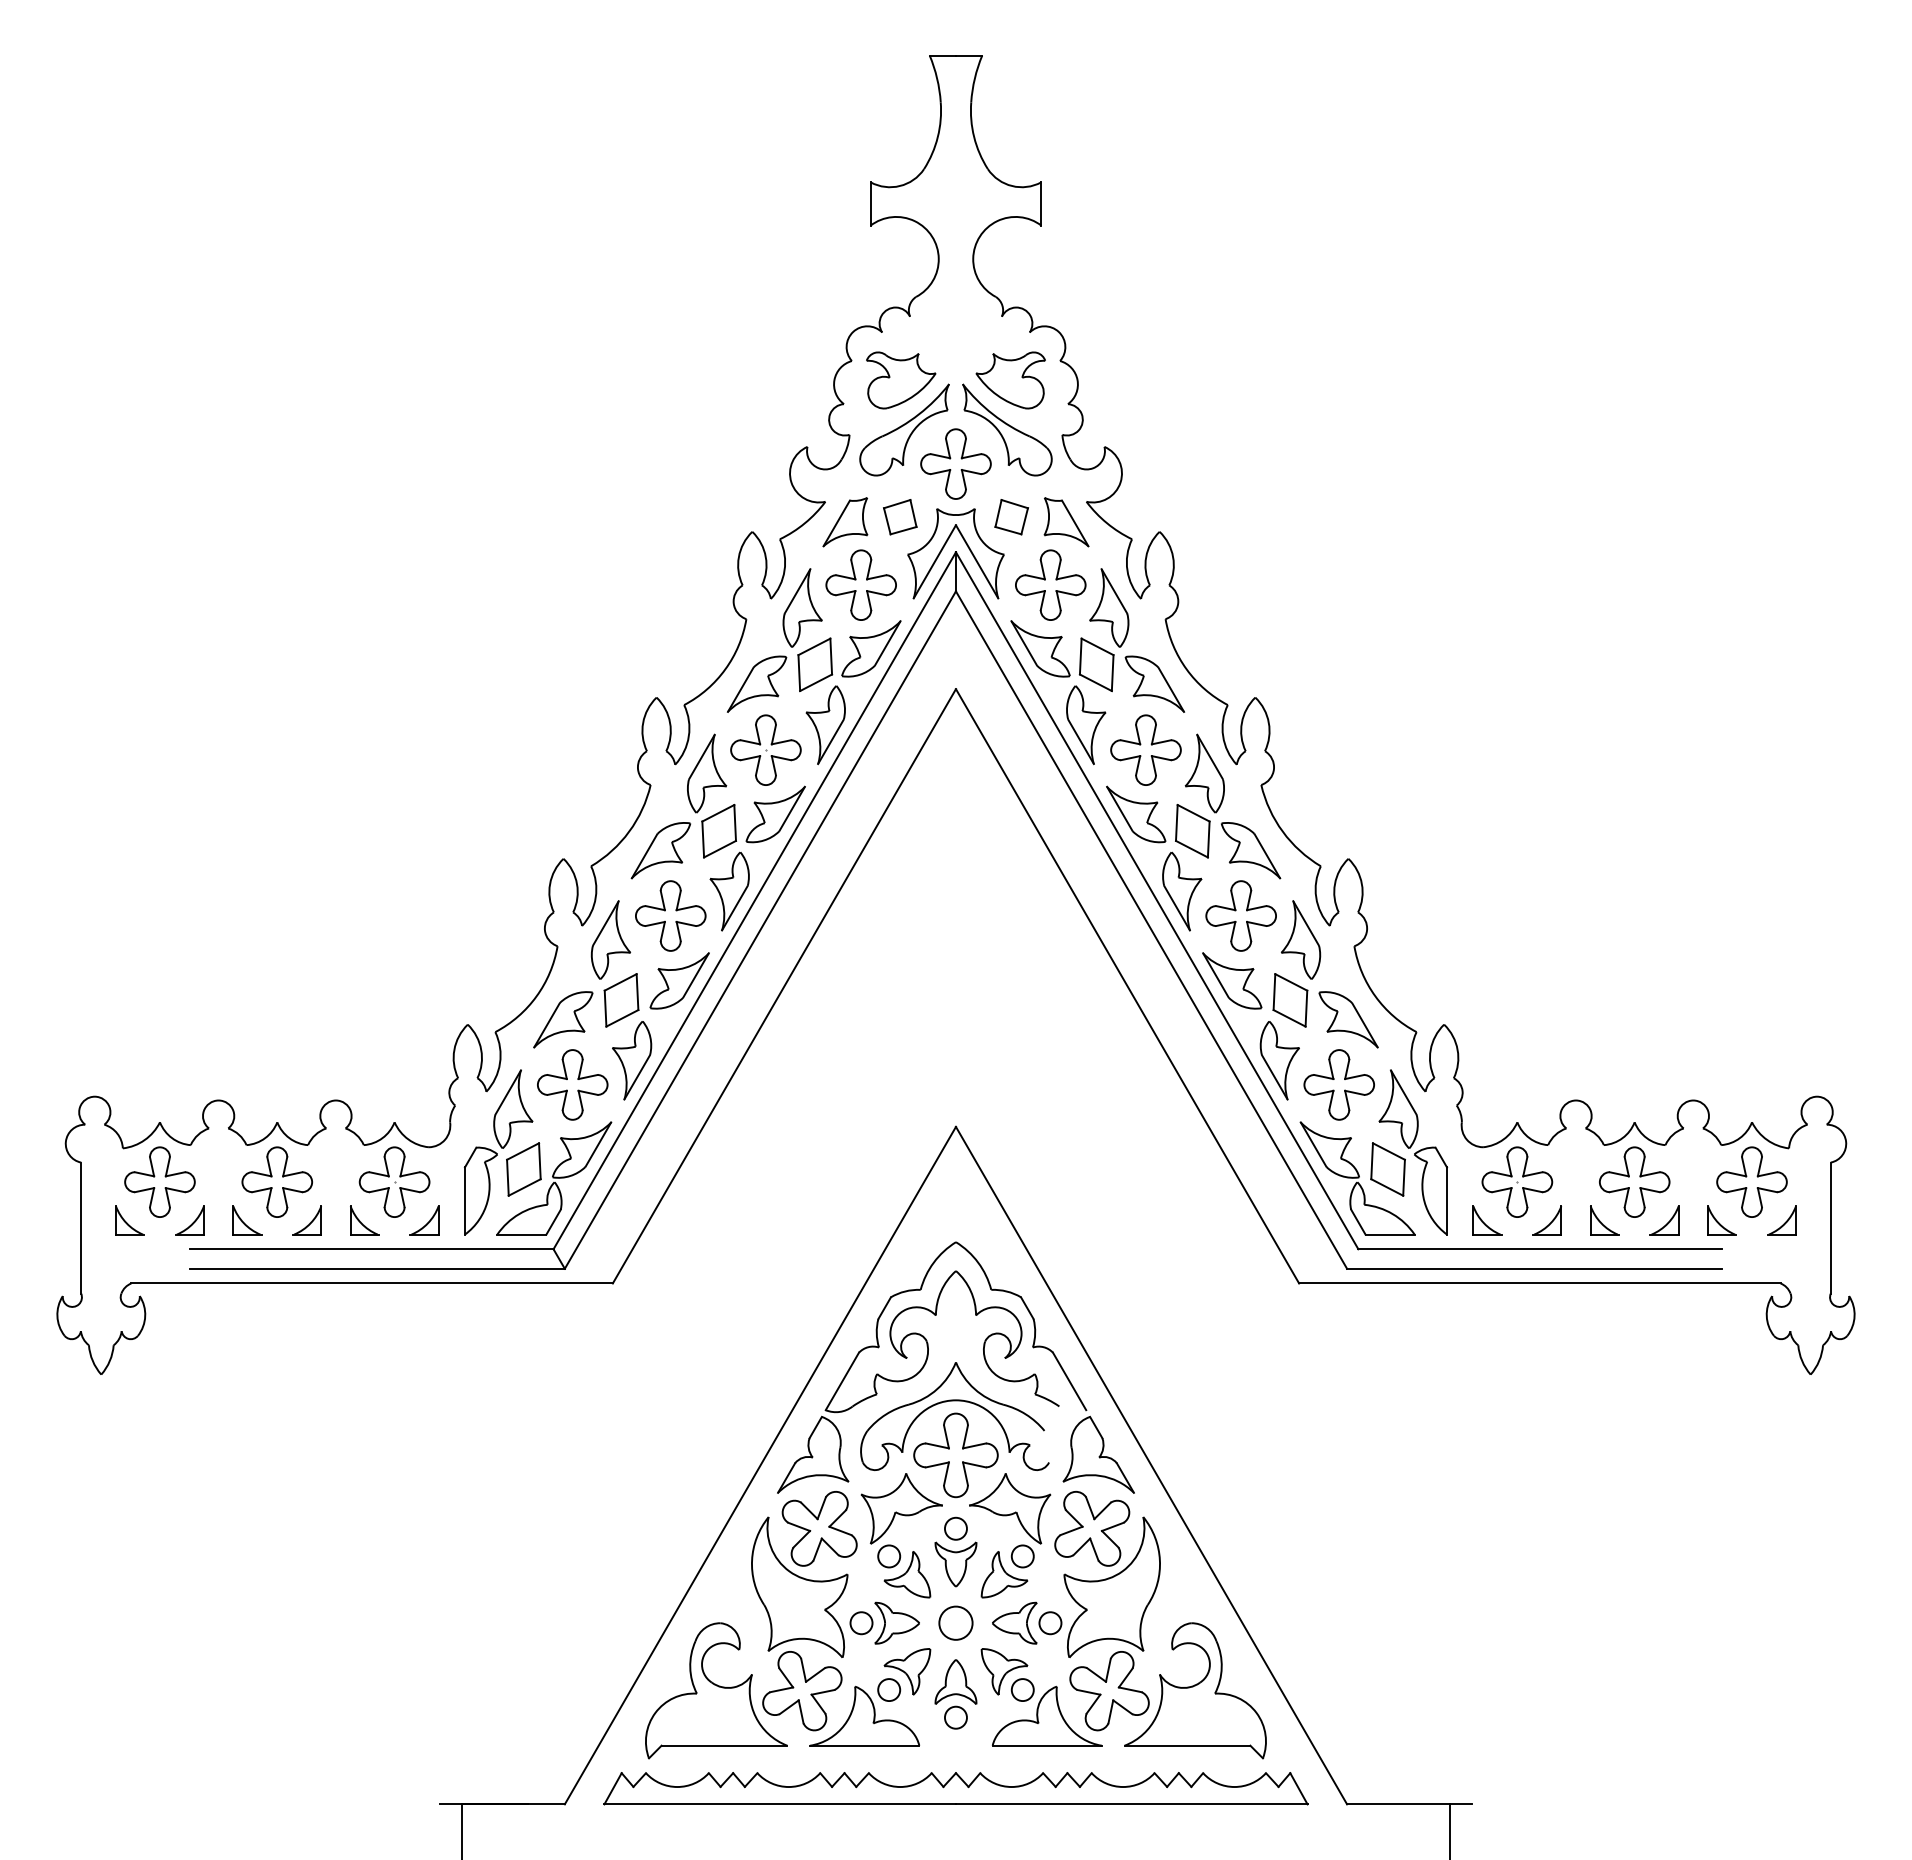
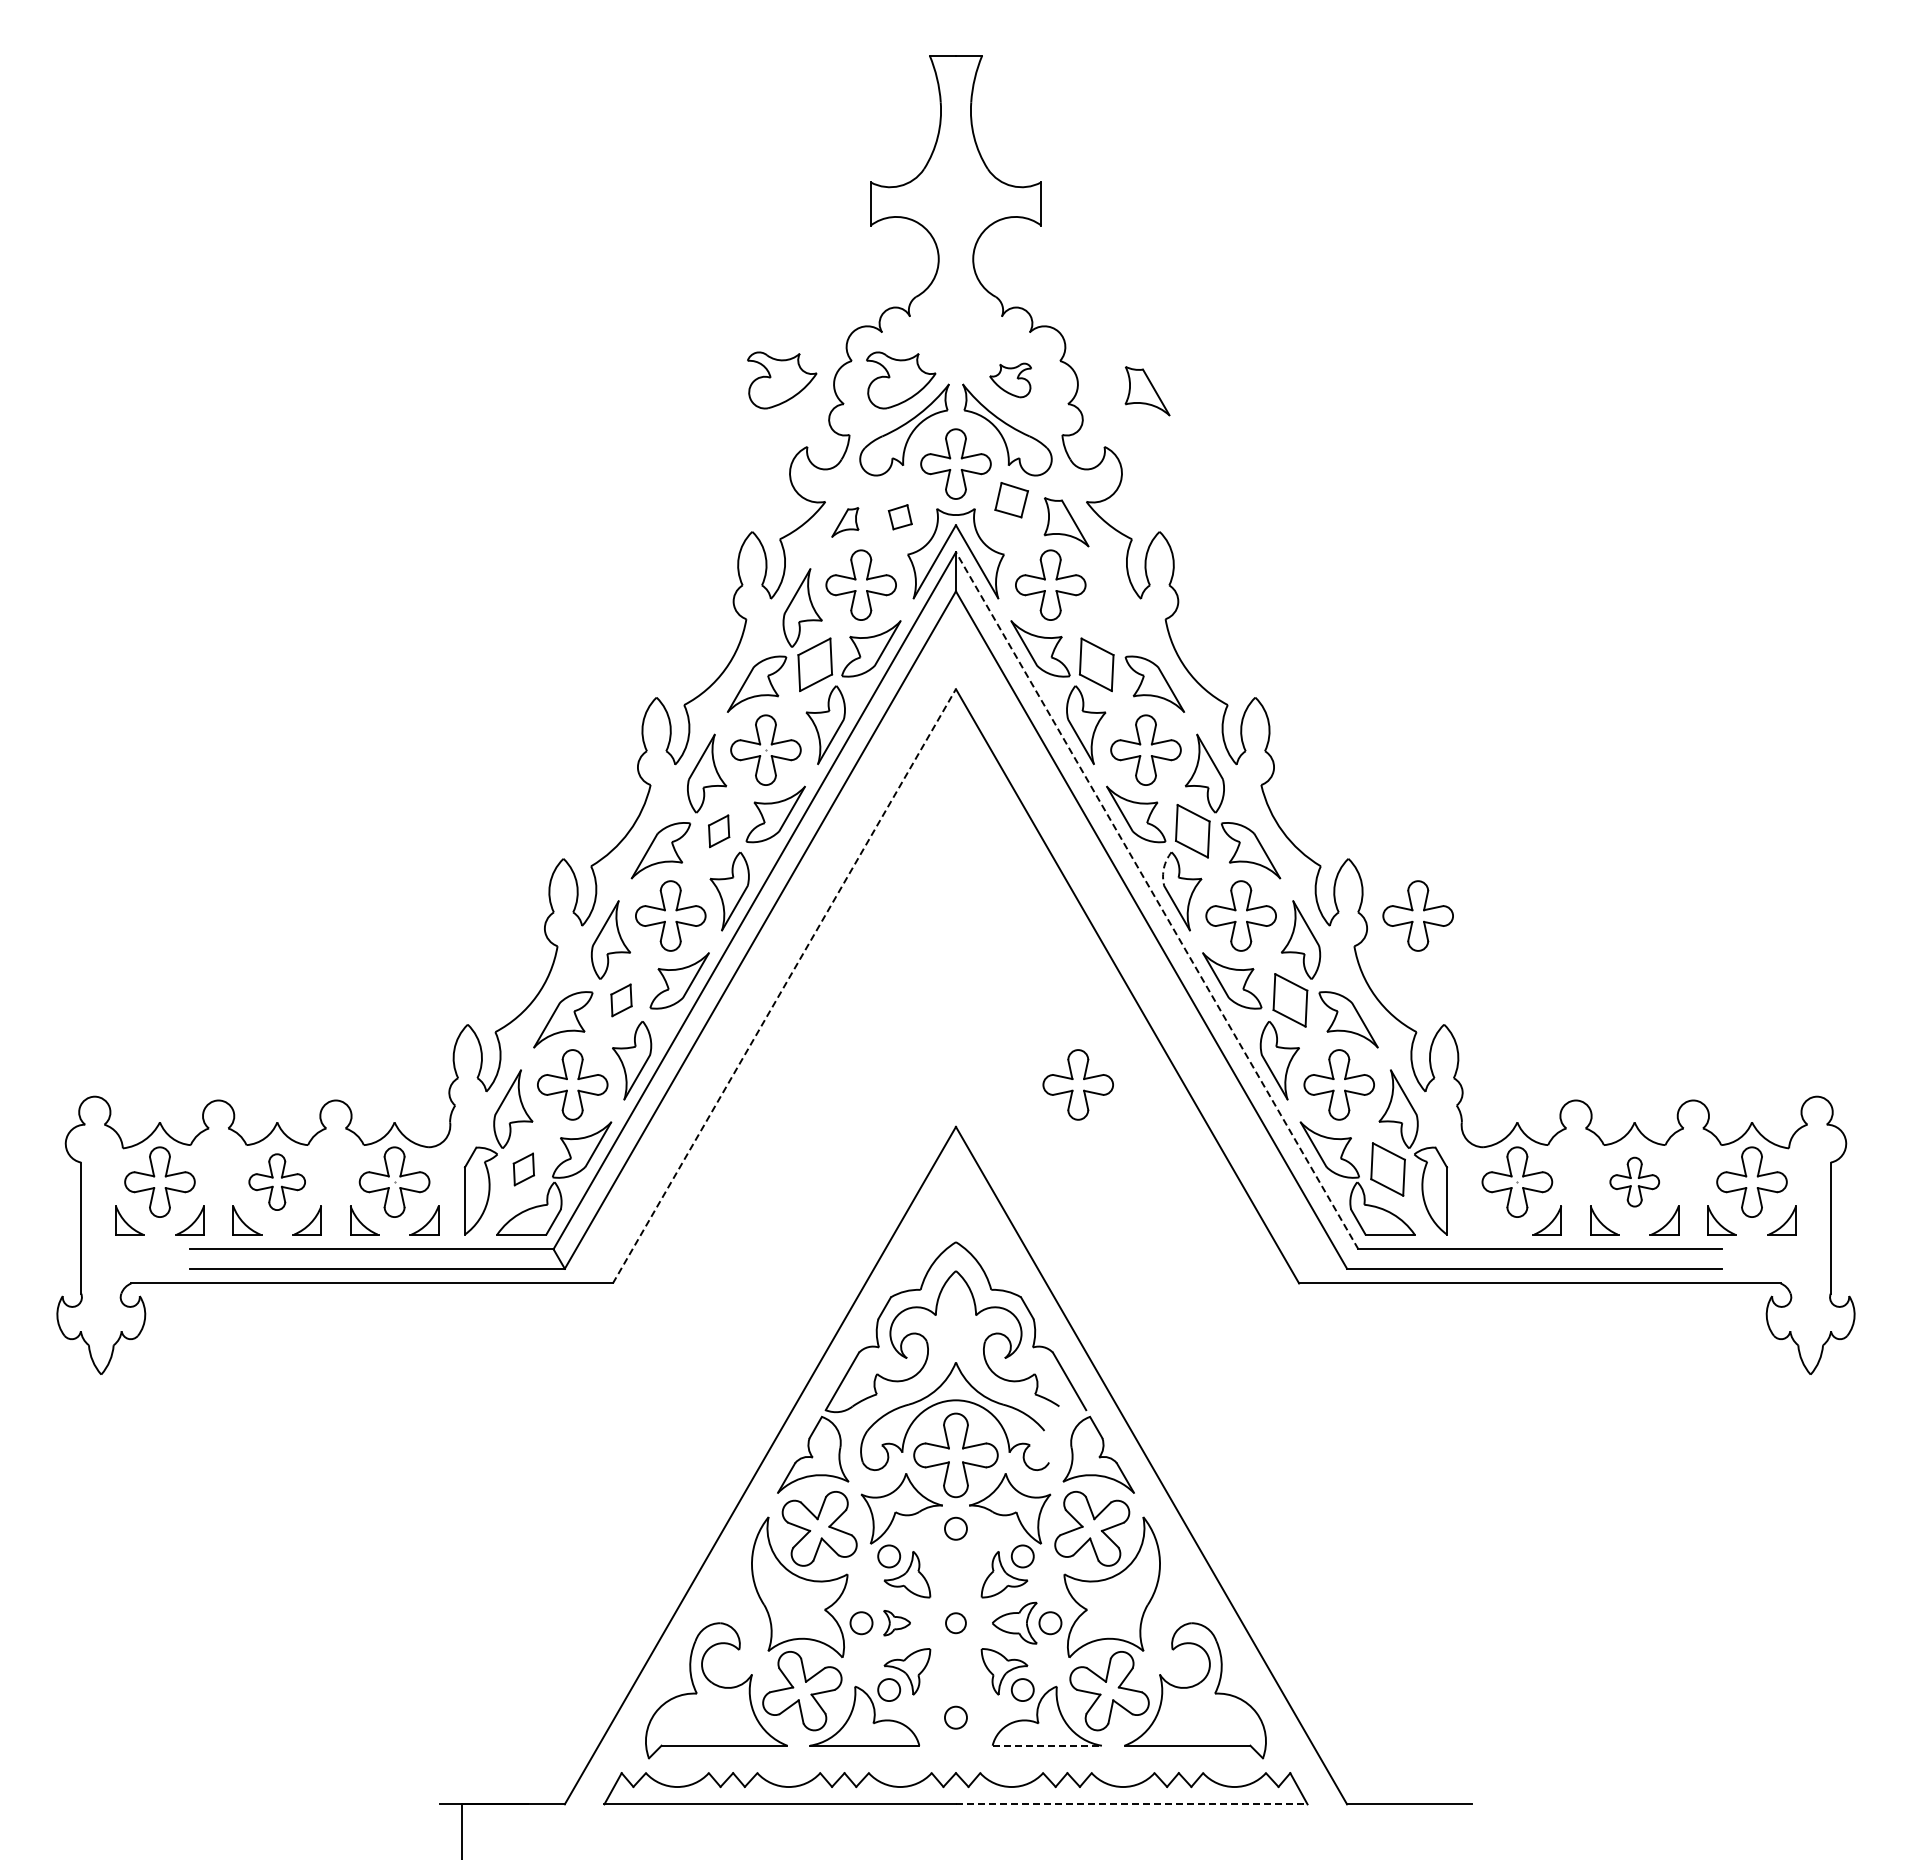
part: none -> present (782, 380)
part size: 71x59 px -> 43x37 px (1010, 380)
part: none -> present (1147, 391)
part size: 35x37 px -> 26x27 px (899, 517)
part position: (1011, 517) -> (1011, 500) (1011, 500)
part size: 47x51 px -> 29x31 px (845, 522)
part: present -> none (1109, 607)
part size: 36x55 px -> 23x35 px (719, 831)
arc: solid -> dashed (1163, 868)
line: solid -> dashed (1156, 900)
part: none -> present (1417, 915)
line: solid -> dashed (784, 985)
part size: 37x55 px -> 23x35 px (621, 1000)
part: none -> present (1077, 1084)
part size: 36x55 px -> 24x35 px (523, 1169)
part size: 72x72 px -> 58x58 px (276, 1181)
part size: 72x72 px -> 52x52 px (1634, 1181)
part: present -> none (1487, 1220)
part: present -> none (955, 1564)
part size: 46x44 px -> 28x27 px (896, 1623)
circle diameter: 33 px -> 20 px (955, 1623)
part: present -> none (955, 1681)
line: solid -> dashed (1047, 1745)
line: solid -> dashed (1131, 1804)
line: present -> none (1449, 1830)
